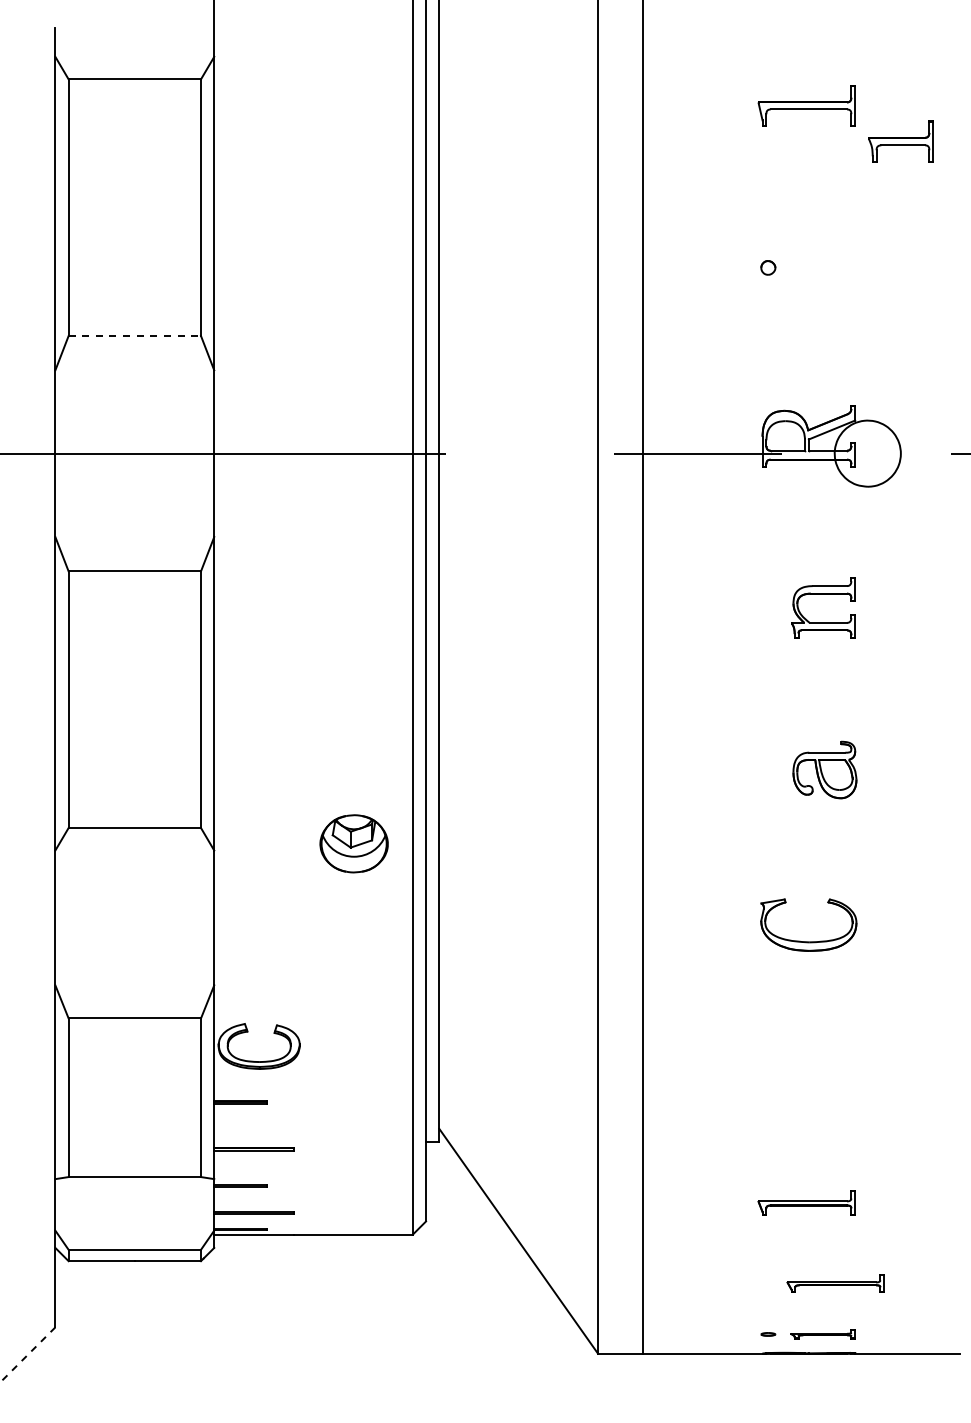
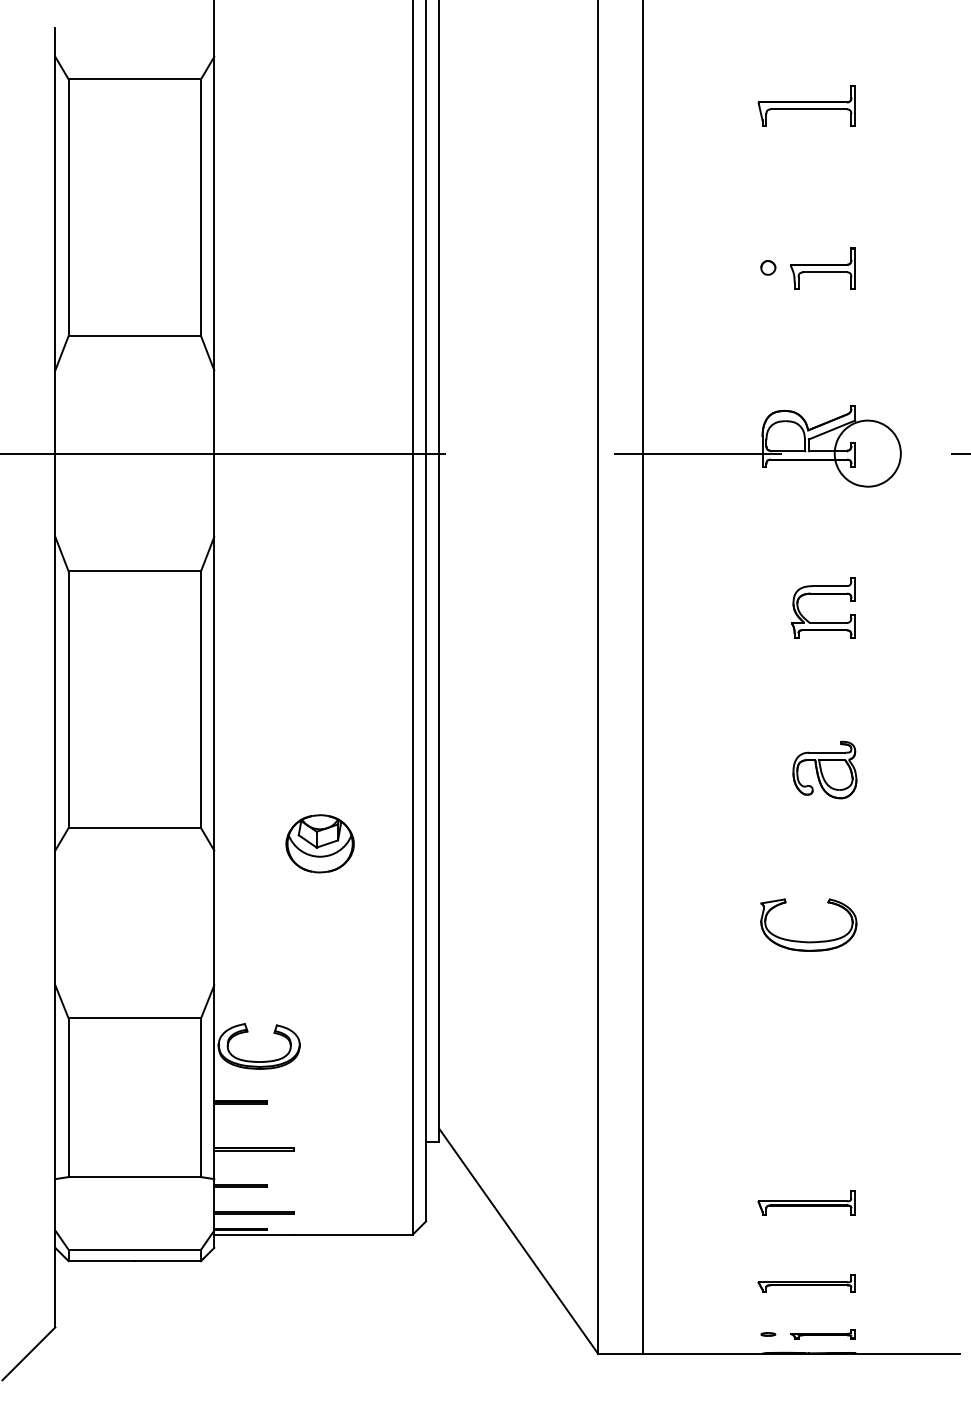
part position: (900, 141) -> (822, 268) (822, 268)
line: dashed -> solid (135, 335)
part position: (353, 843) -> (319, 843) (319, 843)
part position: (835, 1283) -> (806, 1283) (806, 1283)
line: dashed -> solid (29, 1353)
